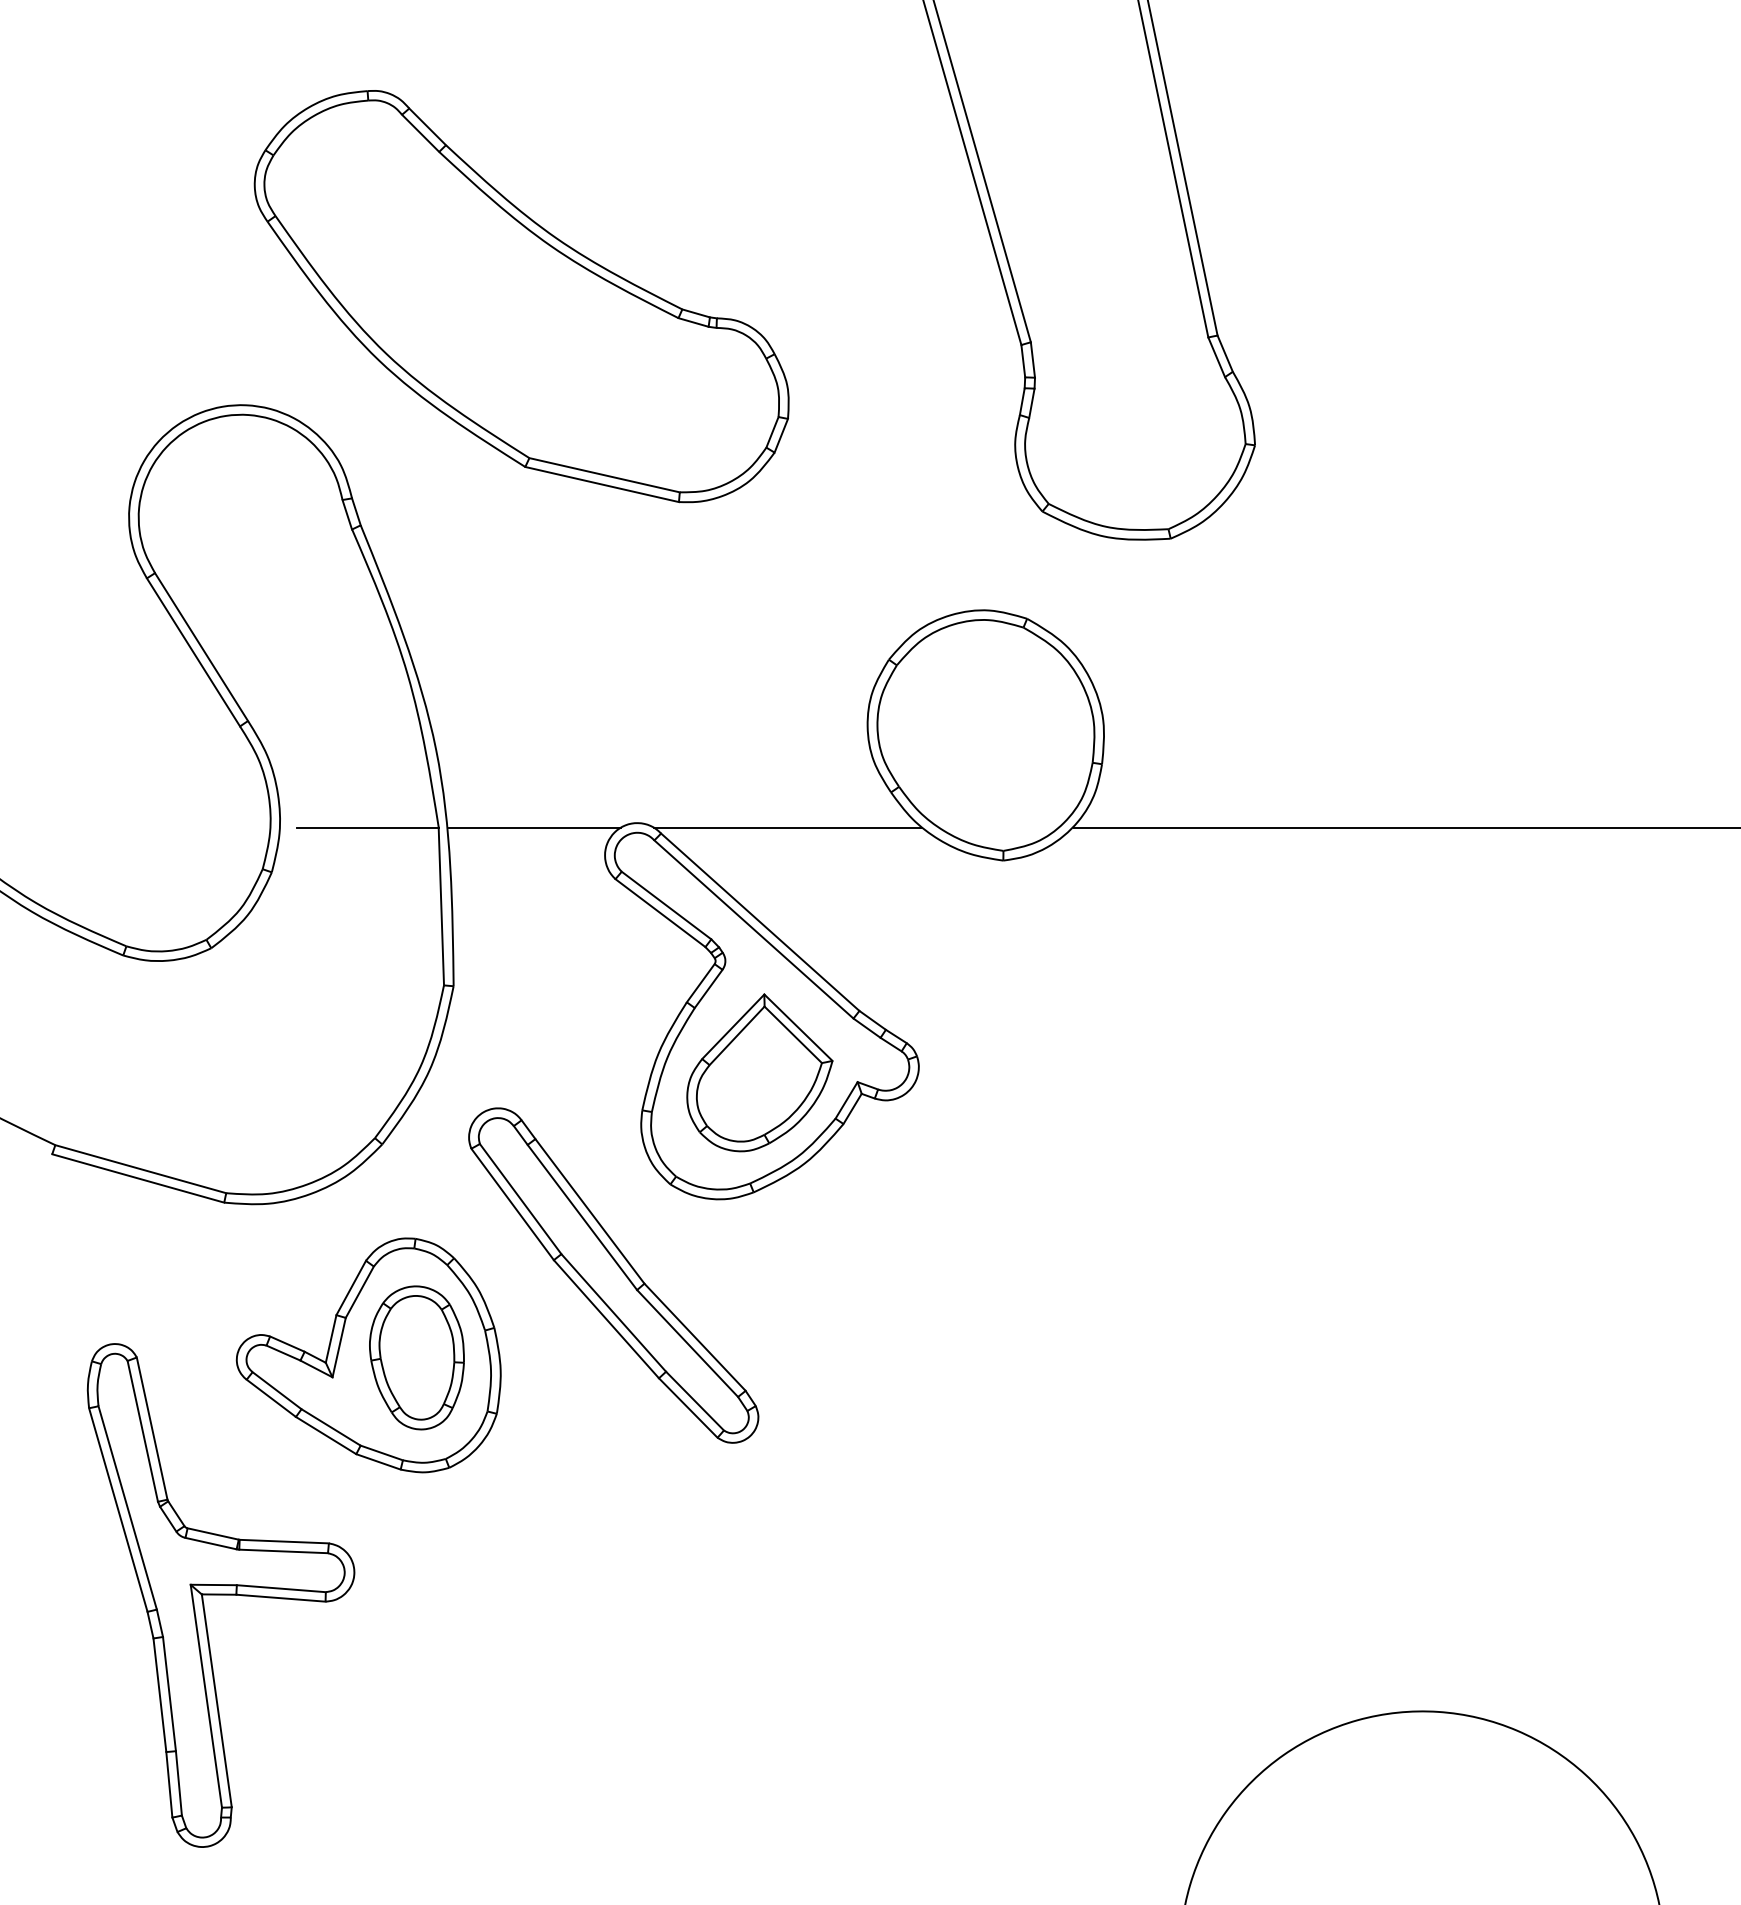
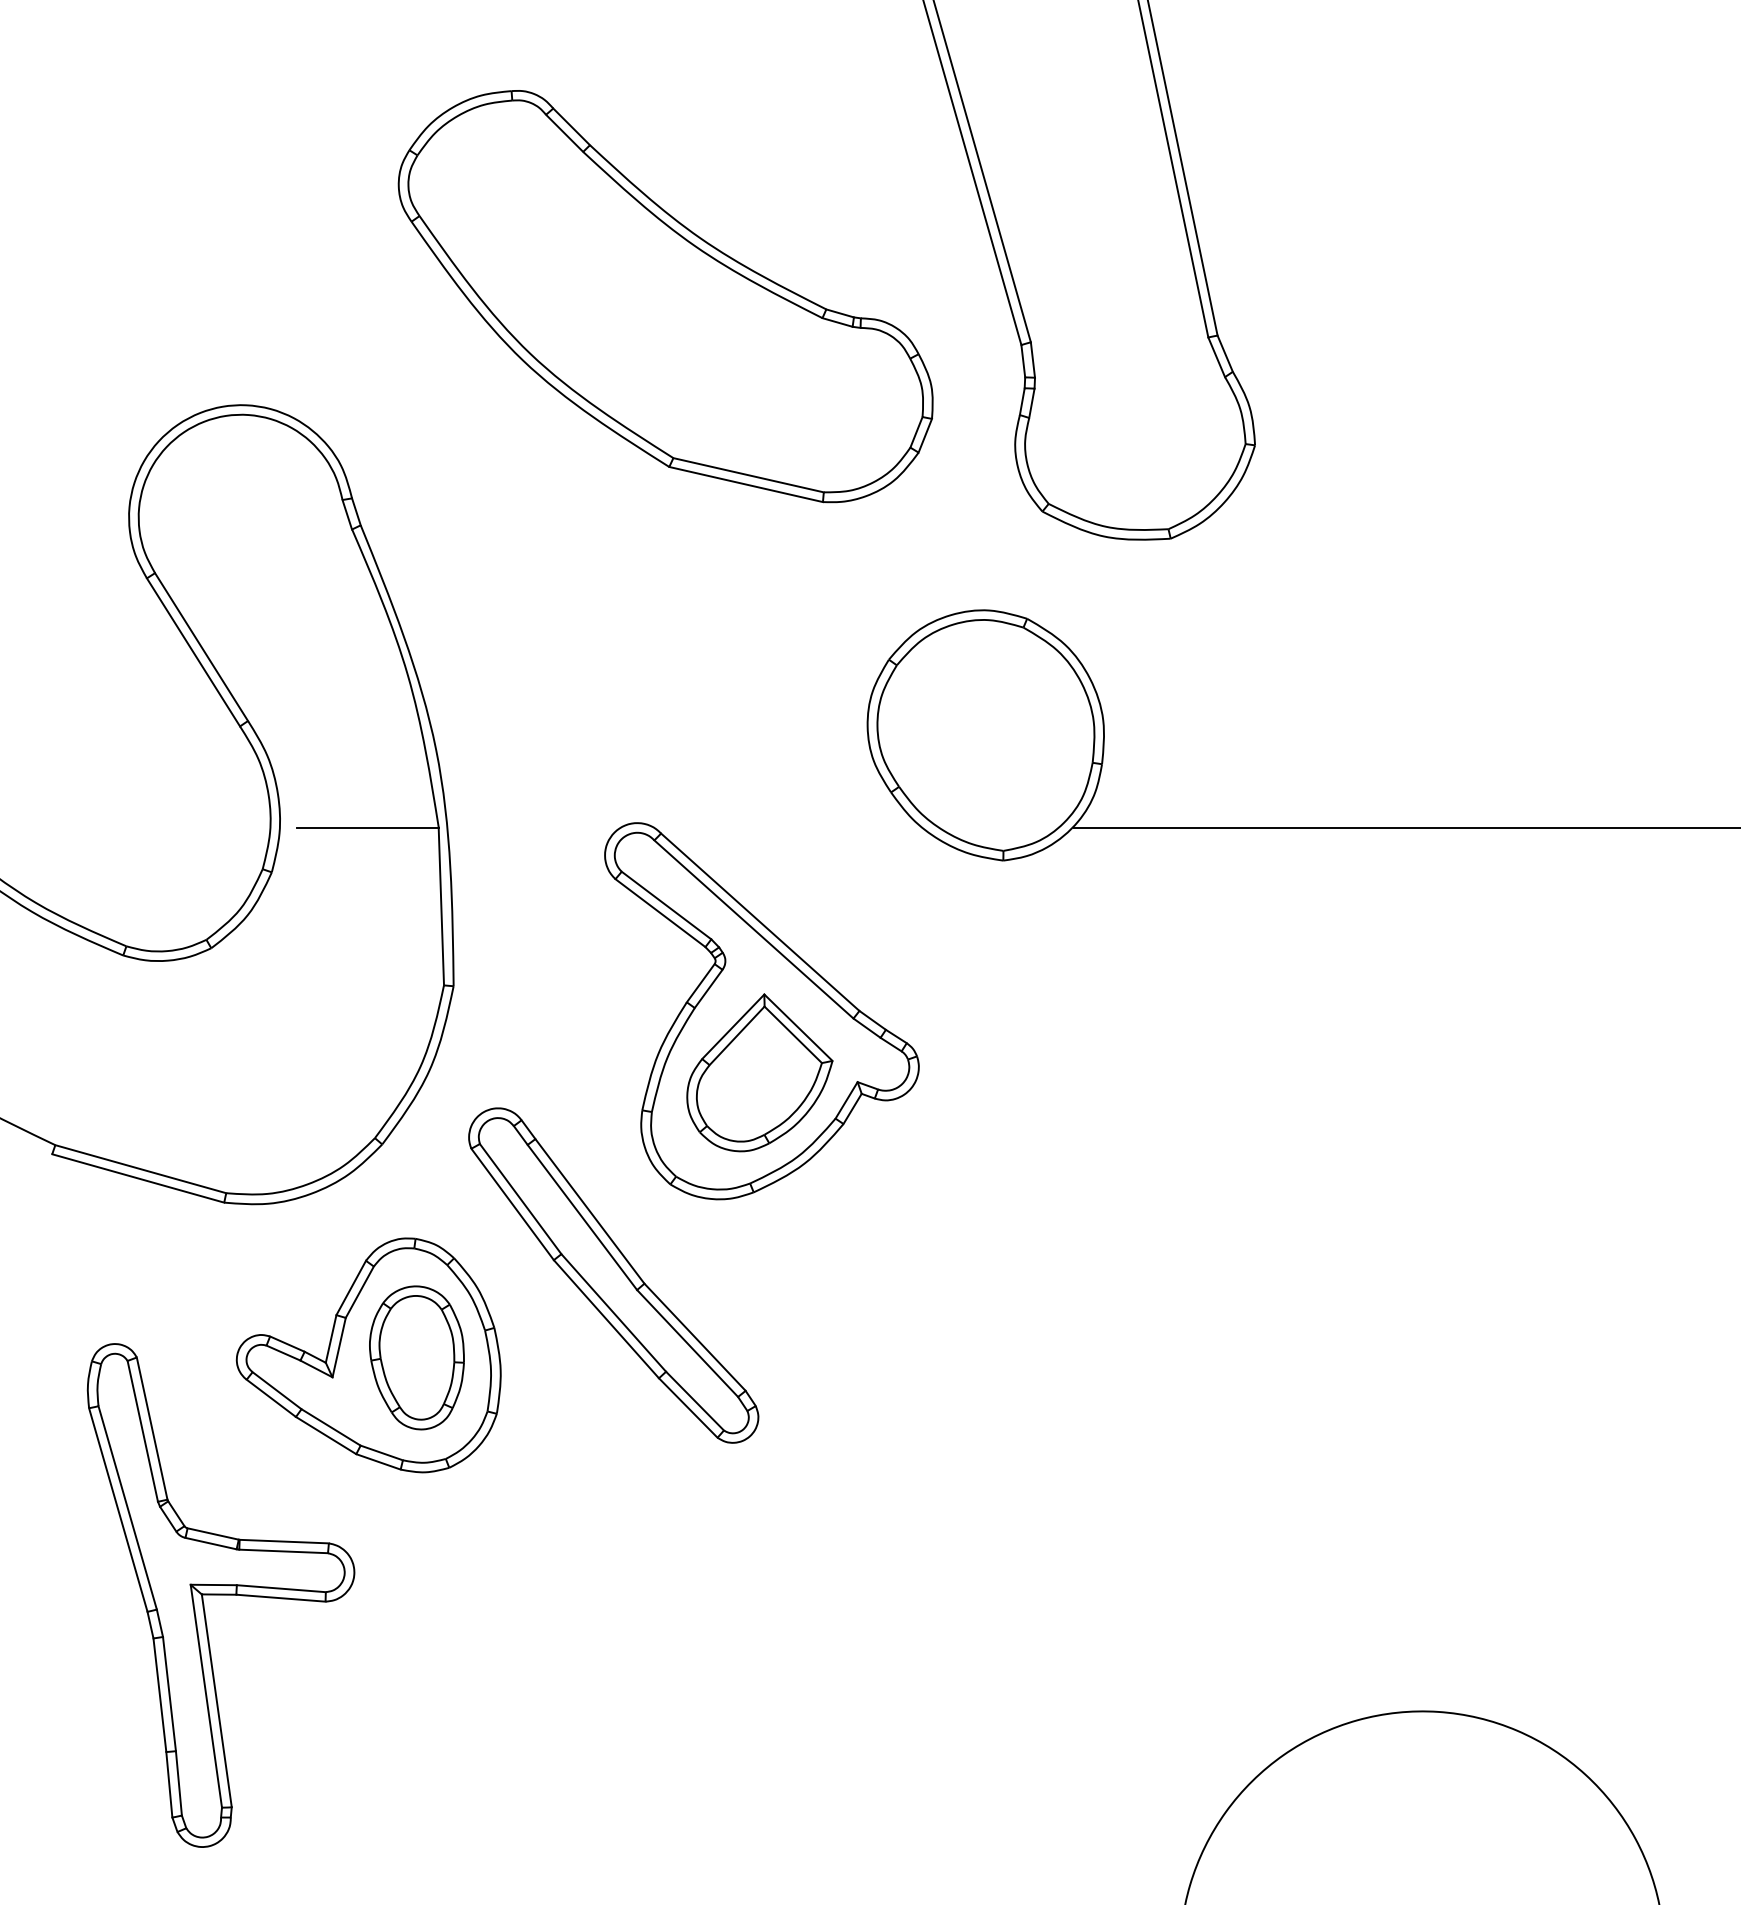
part position: (521, 296) -> (665, 296) (665, 296)
line: present -> none (534, 827)
line: present -> none (788, 827)
